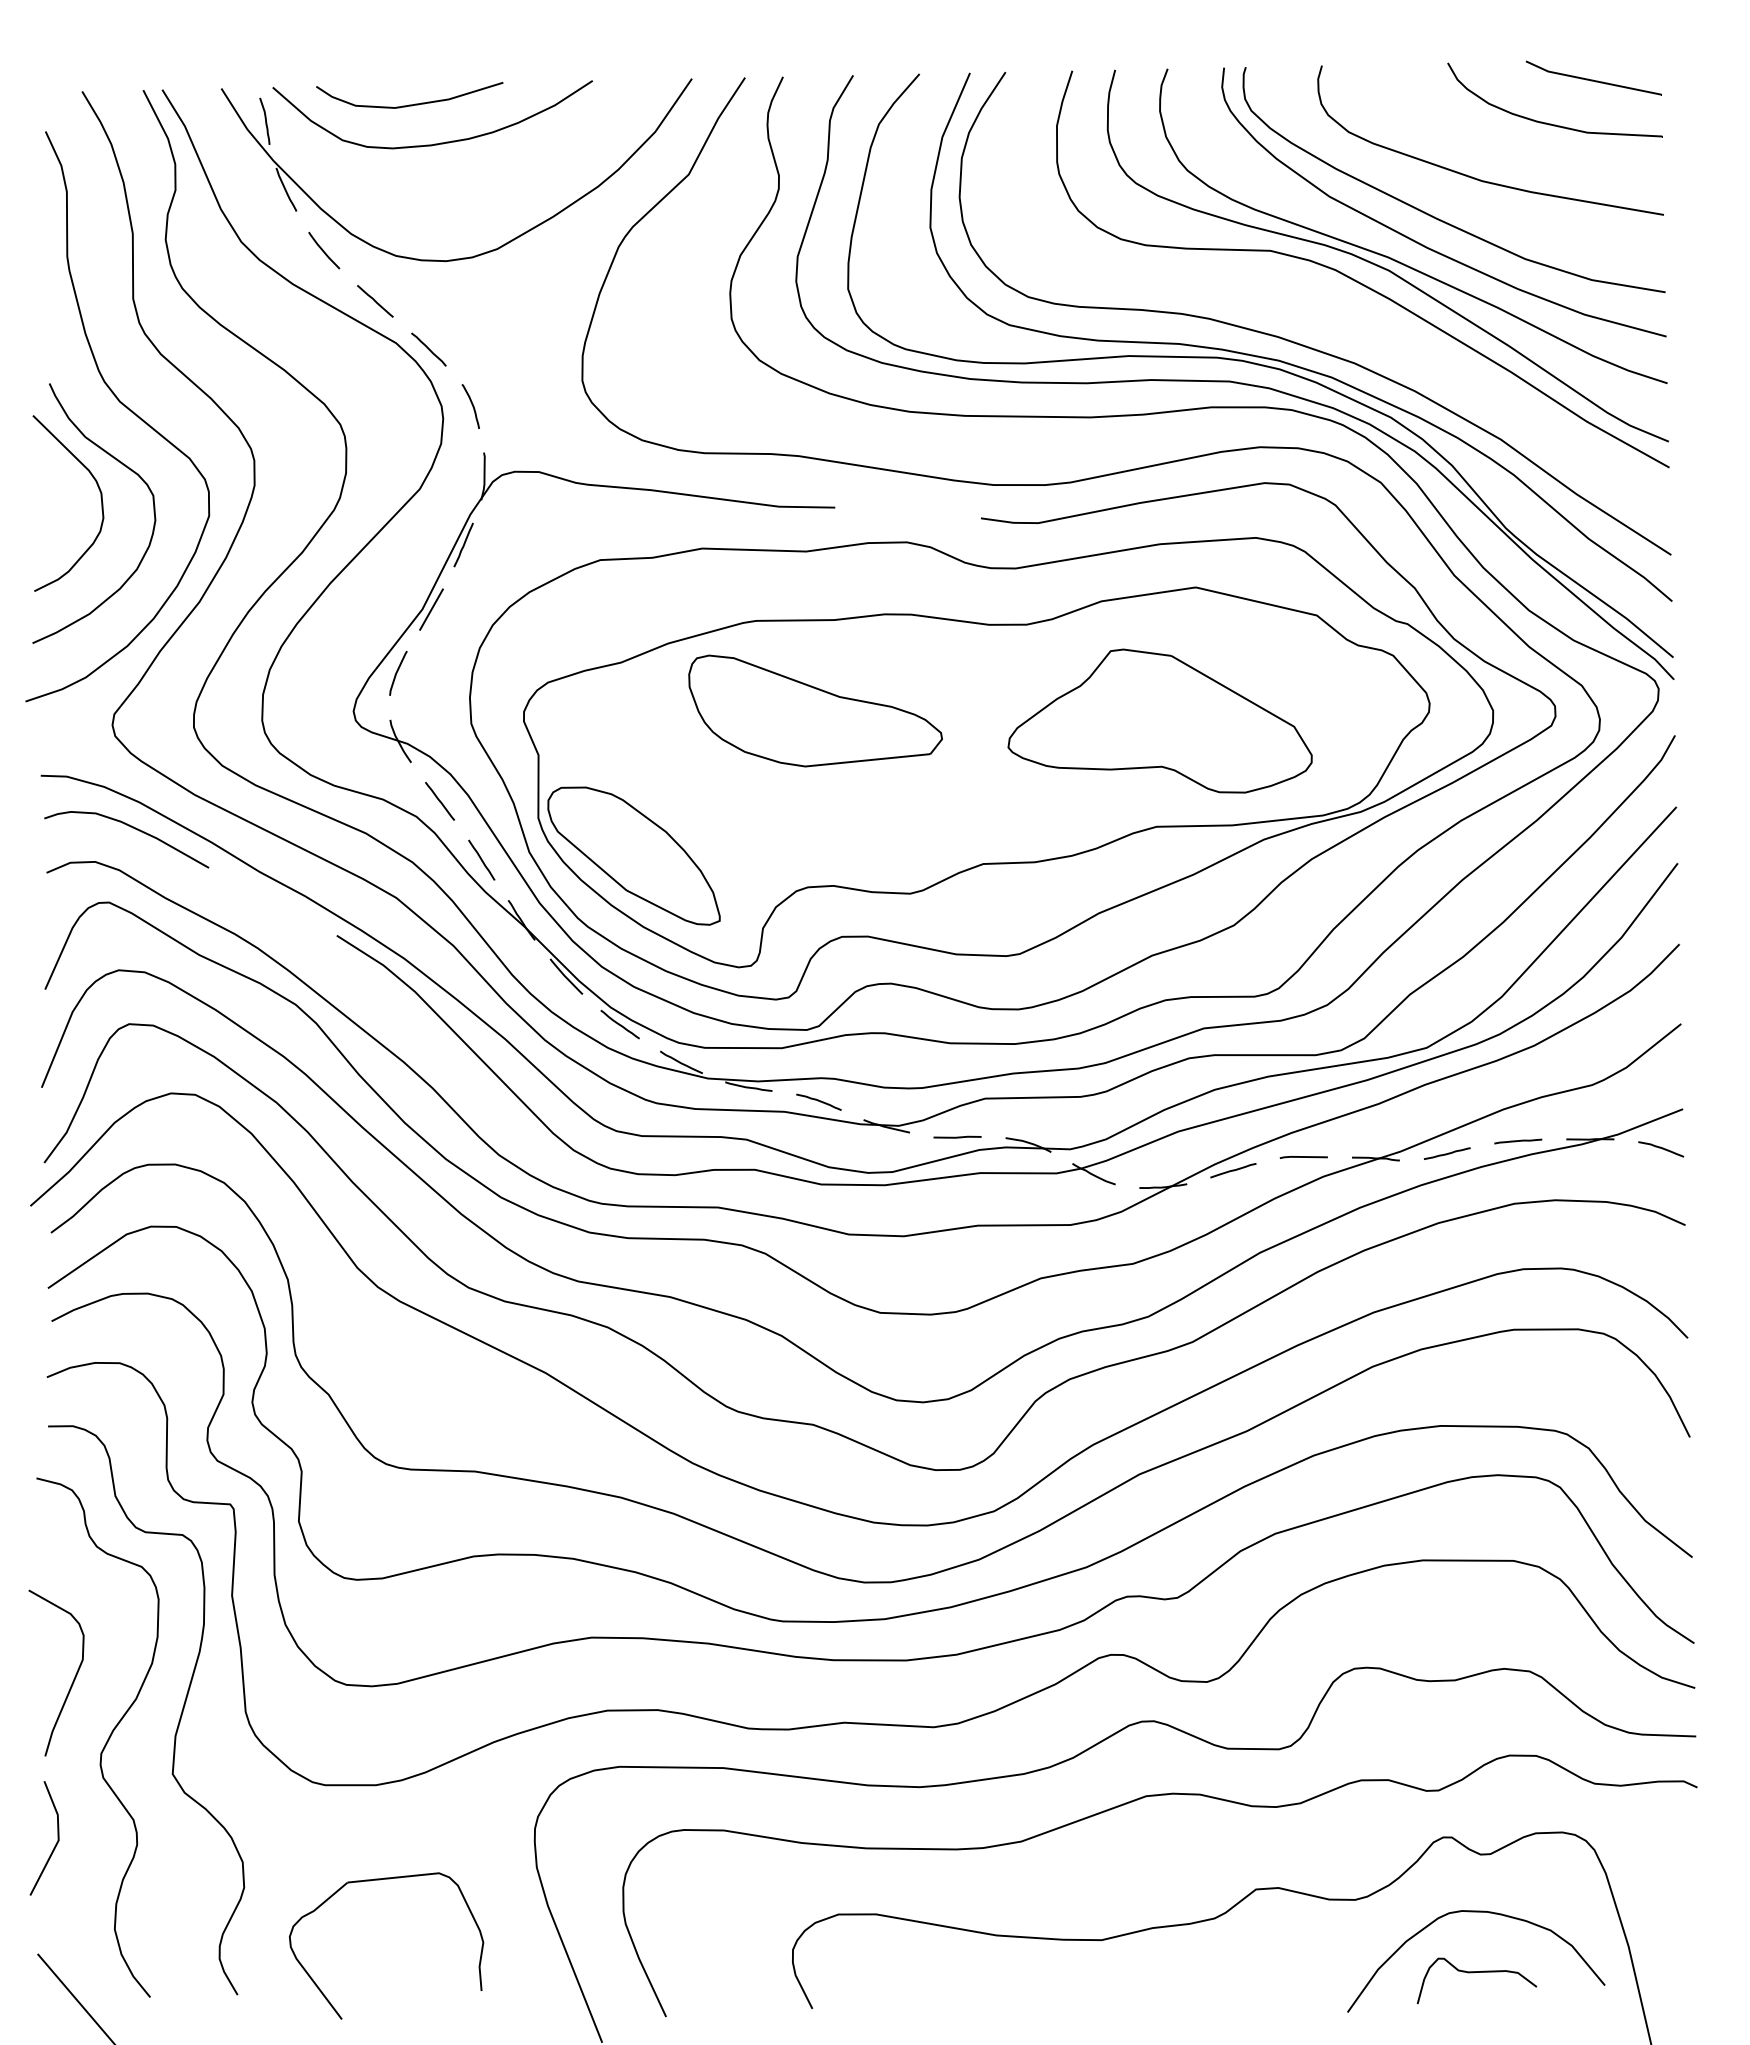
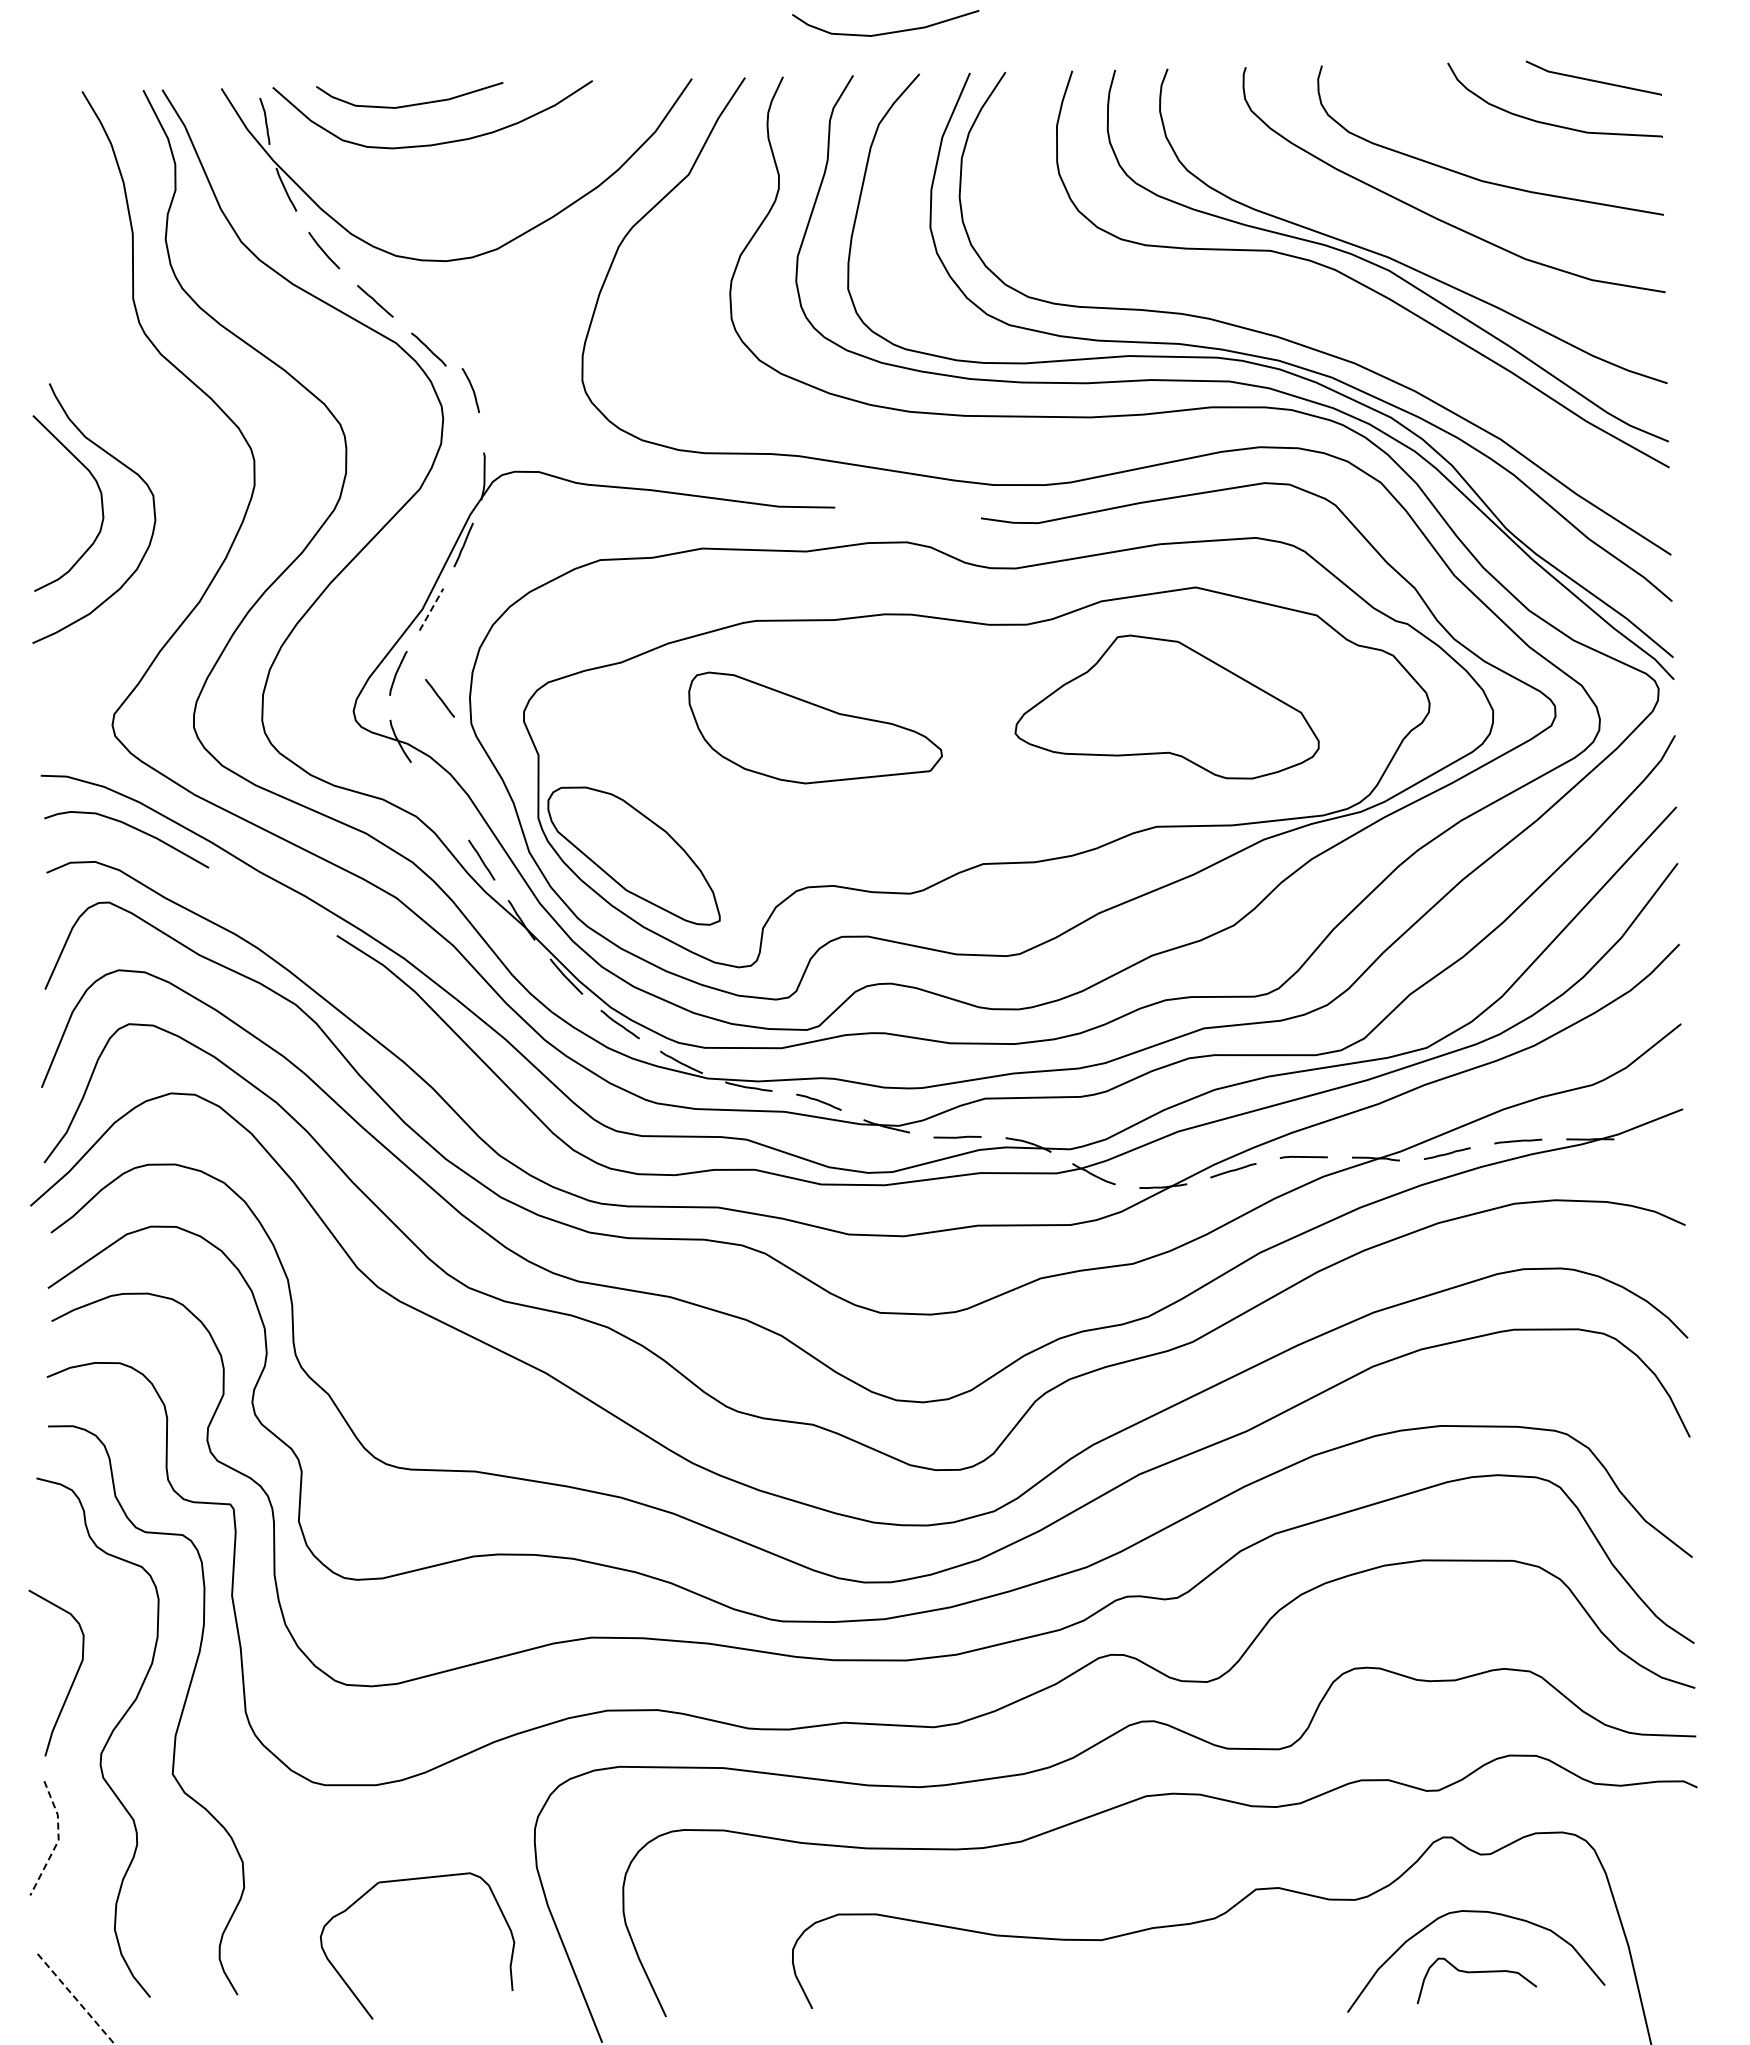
curve: none -> present (885, 32)
part: present -> none (1423, 244)
curve position: (472, 406) -> (472, 390) (472, 390)
curve: present -> none (125, 407)
line: solid -> dashed (431, 609)
part position: (815, 710) -> (815, 727) (815, 727)
part position: (1159, 720) -> (1166, 706) (1166, 706)
line position: (440, 800) -> (440, 697) (440, 697)
curve: present -> none (1661, 1148)
line: solid -> dashed (58, 1840)
part position: (380, 1880) -> (411, 1880) (411, 1880)
line: solid -> dashed (76, 1999)
